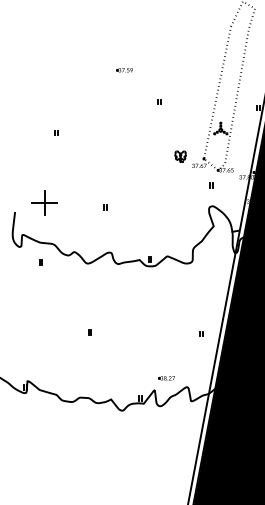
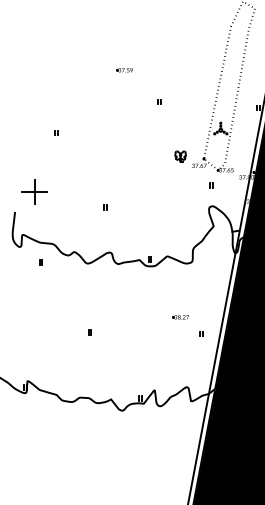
part position: (44, 202) -> (34, 191) (34, 191)
part position: (166, 378) -> (180, 317) (180, 317)
